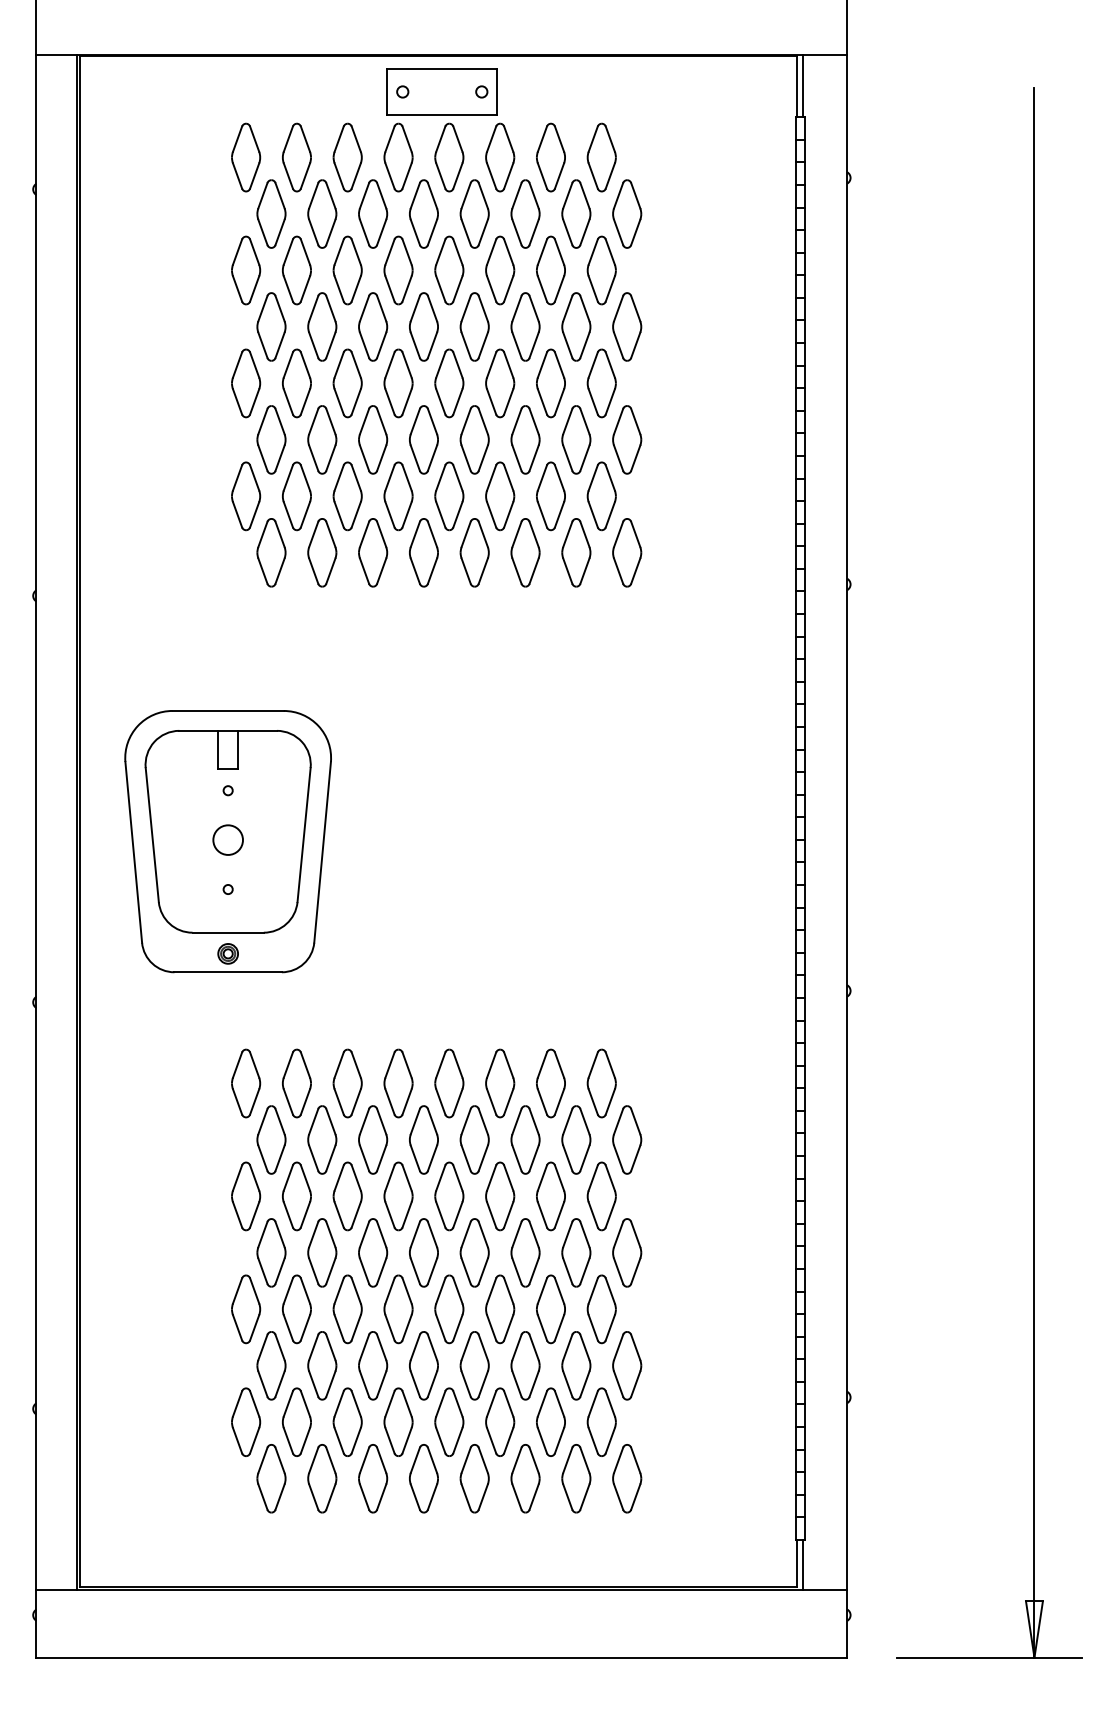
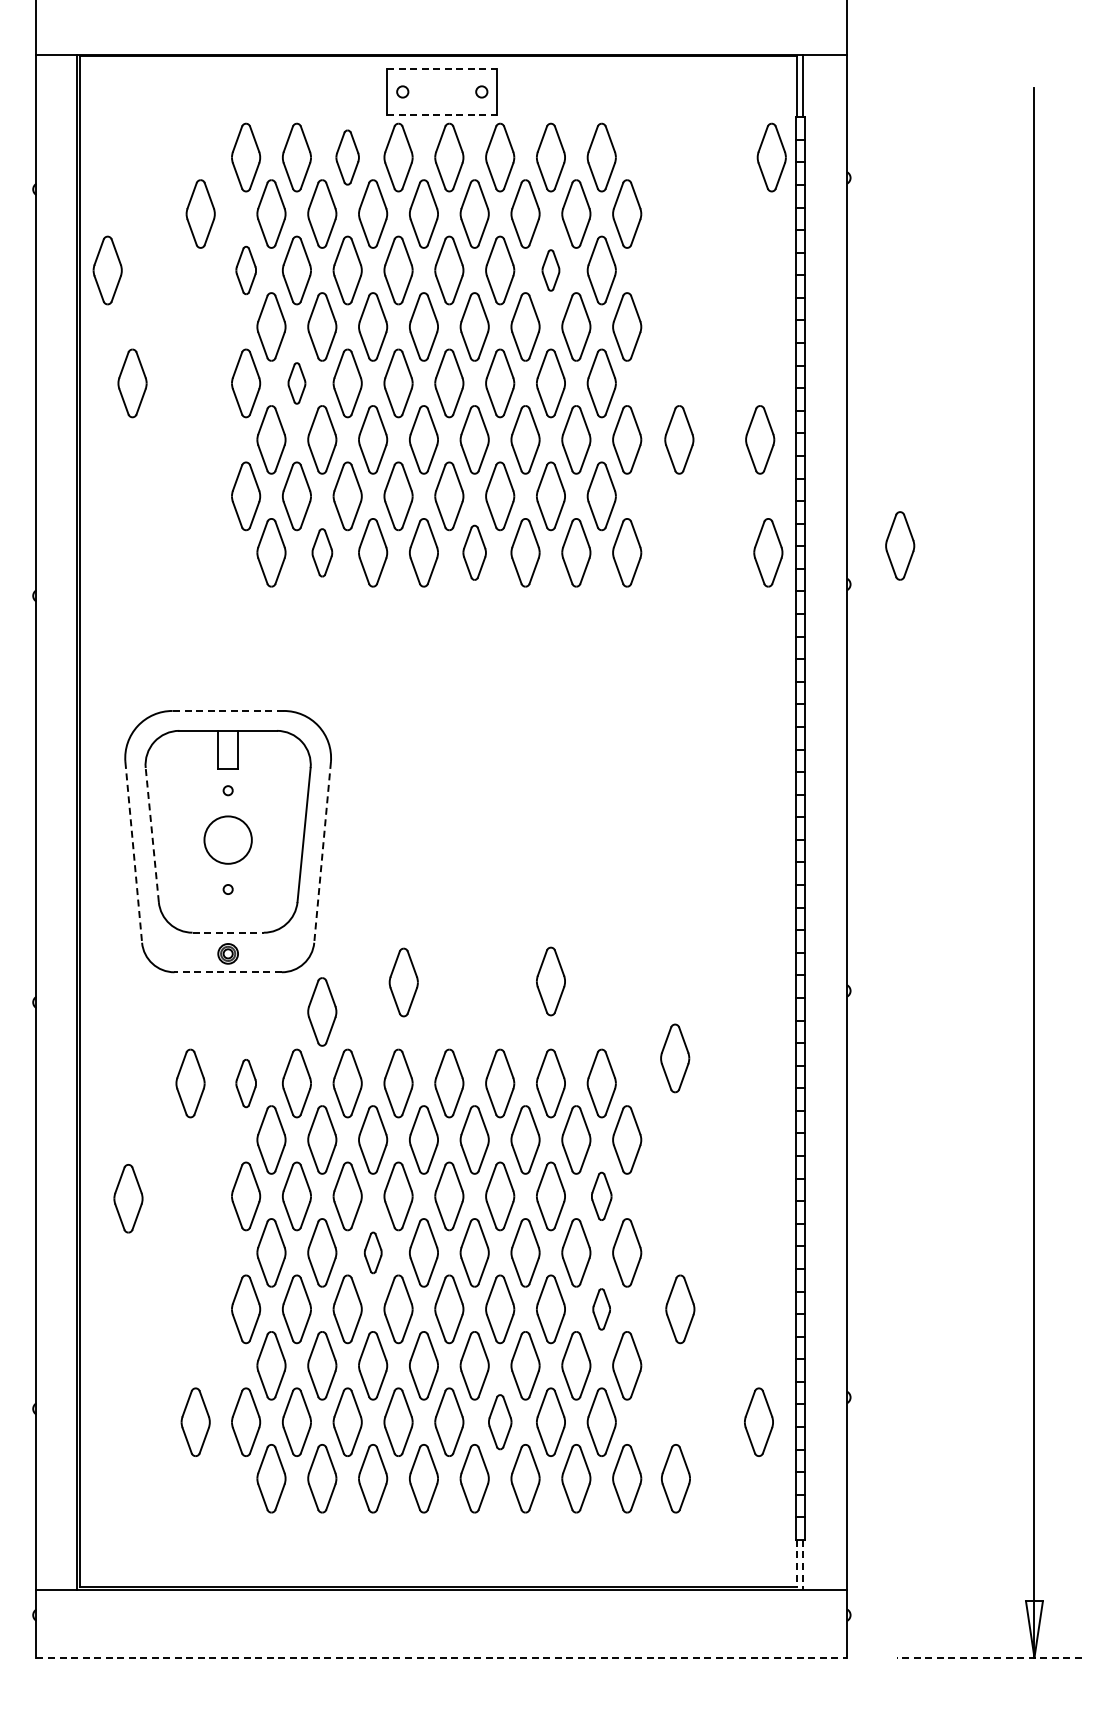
line: solid -> dashed (442, 69)
line: solid -> dashed (442, 114)
part size: 31x71 px -> 25x57 px (347, 157)
part: none -> present (771, 157)
part: none -> present (200, 213)
part: none -> present (107, 270)
part size: 31x71 px -> 22x51 px (245, 270)
part size: 30x71 px -> 20x43 px (550, 270)
part: none -> present (132, 383)
part size: 30x71 px -> 20x43 px (296, 383)
part: none -> present (679, 439)
part: none -> present (760, 439)
part: none -> present (900, 545)
part size: 31x70 px -> 23x50 px (322, 552)
part size: 31x70 px -> 25x57 px (474, 552)
part: none -> present (768, 552)
line: solid -> dashed (228, 710)
line: solid -> dashed (152, 834)
circle diameter: 30 px -> 47 px (227, 839)
line: solid -> dashed (133, 852)
line: solid -> dashed (322, 852)
line: solid -> dashed (228, 932)
line: solid -> dashed (228, 972)
part: none -> present (550, 981)
part: none -> present (403, 982)
part: none -> present (322, 1011)
part: none -> present (675, 1058)
part: none -> present (190, 1083)
part size: 31x71 px -> 22x50 px (245, 1083)
part size: 31x71 px -> 22x50 px (601, 1195)
part: none -> present (128, 1198)
part size: 31x70 px -> 20x44 px (372, 1252)
part size: 31x71 px -> 19x43 px (601, 1309)
part: none -> present (680, 1309)
part: none -> present (195, 1421)
part size: 31x70 px -> 25x57 px (500, 1422)
part: none -> present (758, 1421)
part: none -> present (675, 1478)
line: solid -> dashed (797, 1563)
line: solid -> dashed (803, 1565)
line: solid -> dashed (442, 1657)
line: solid -> dashed (989, 1657)
